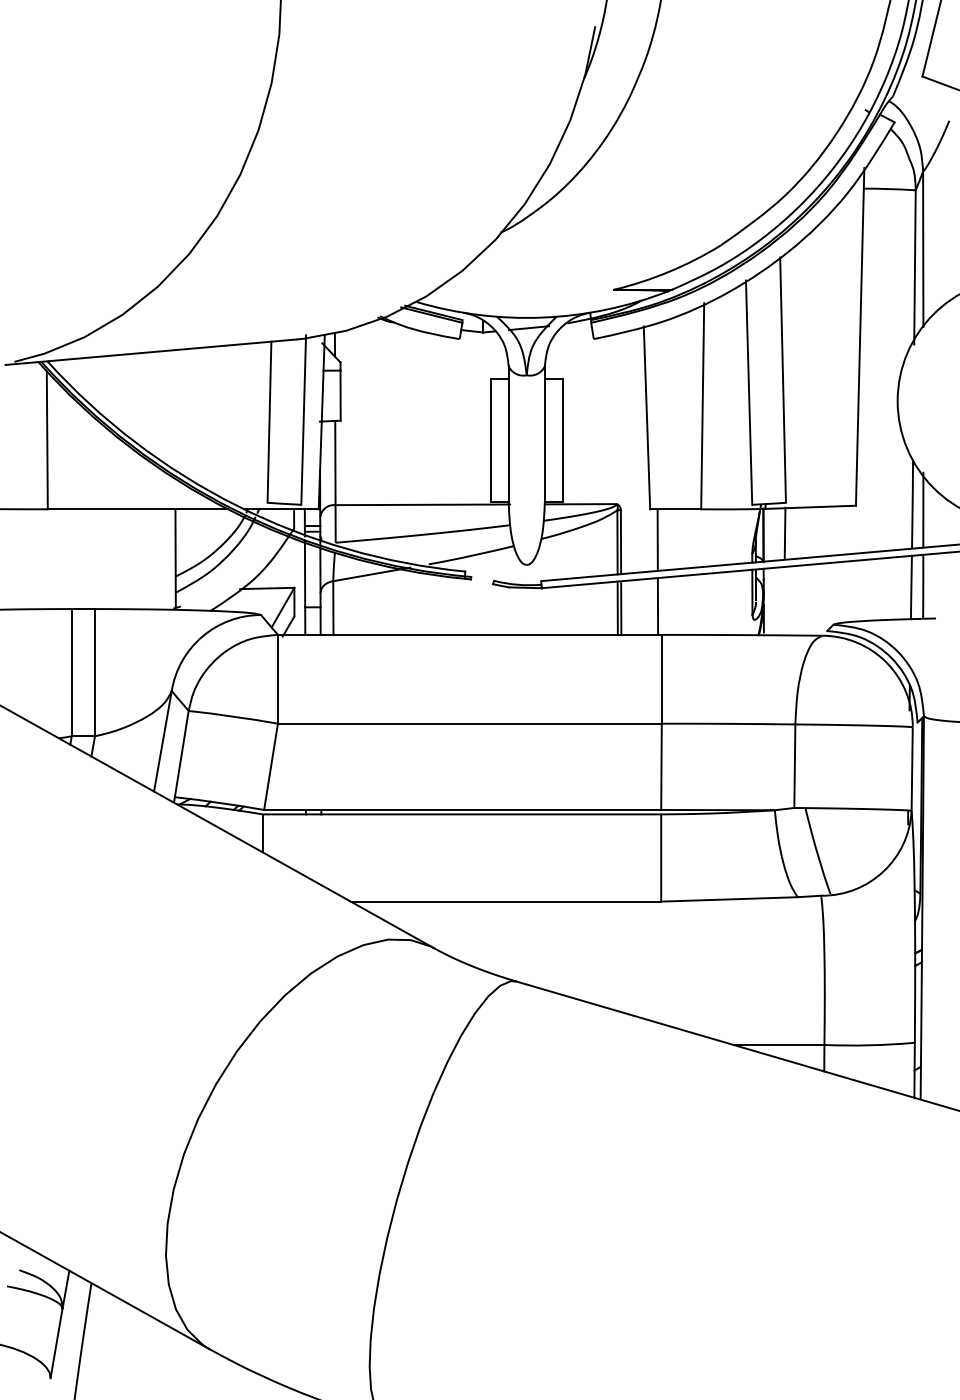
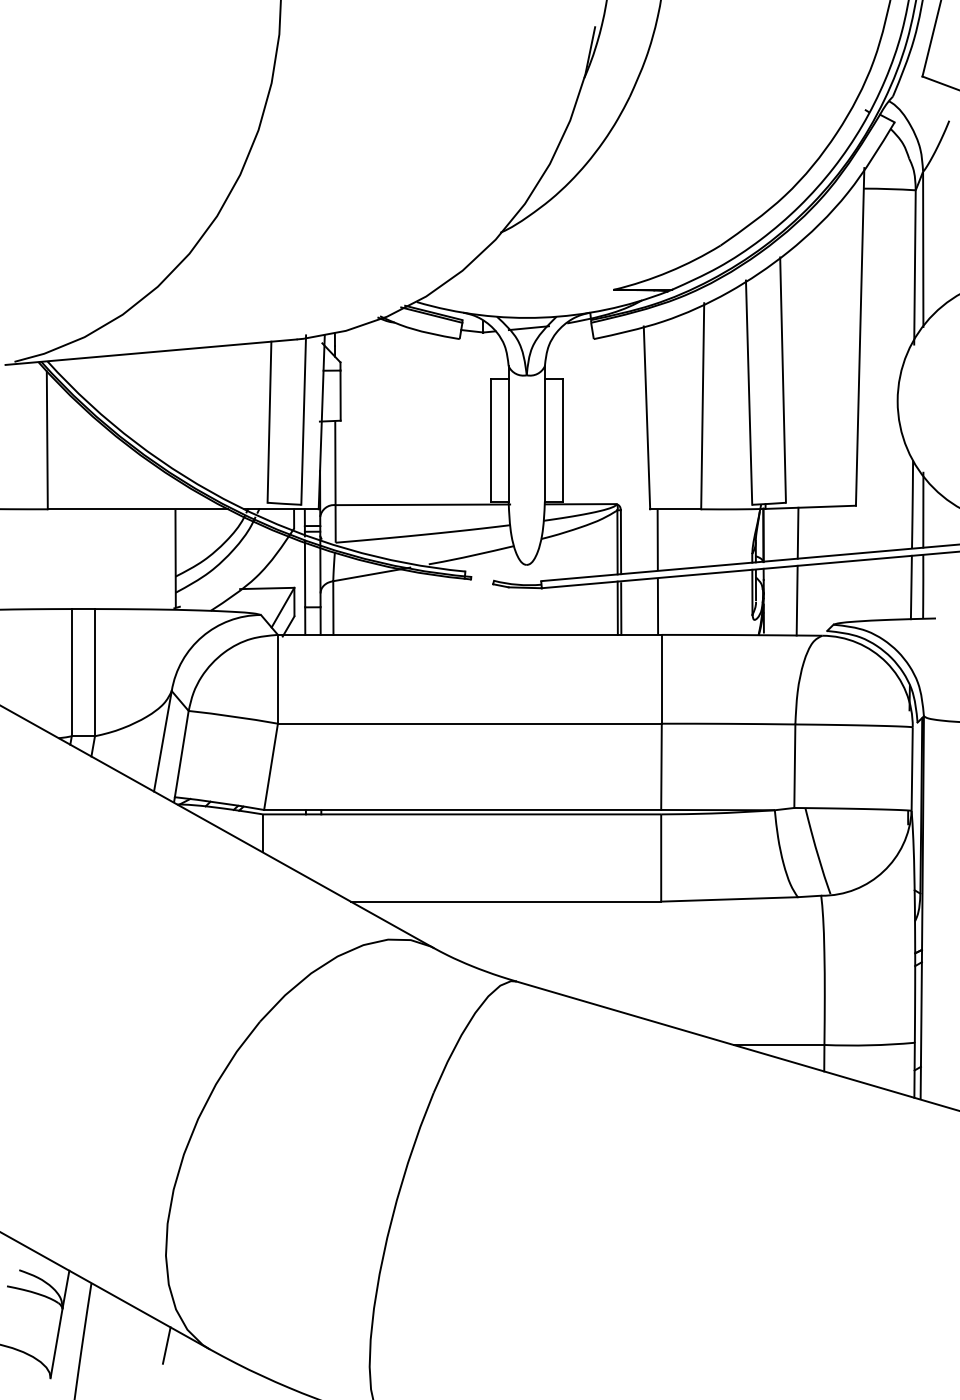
line position: (784, 532) -> (797, 532) (797, 532)
line: none -> present (796, 600)
line: none -> present (166, 1345)
